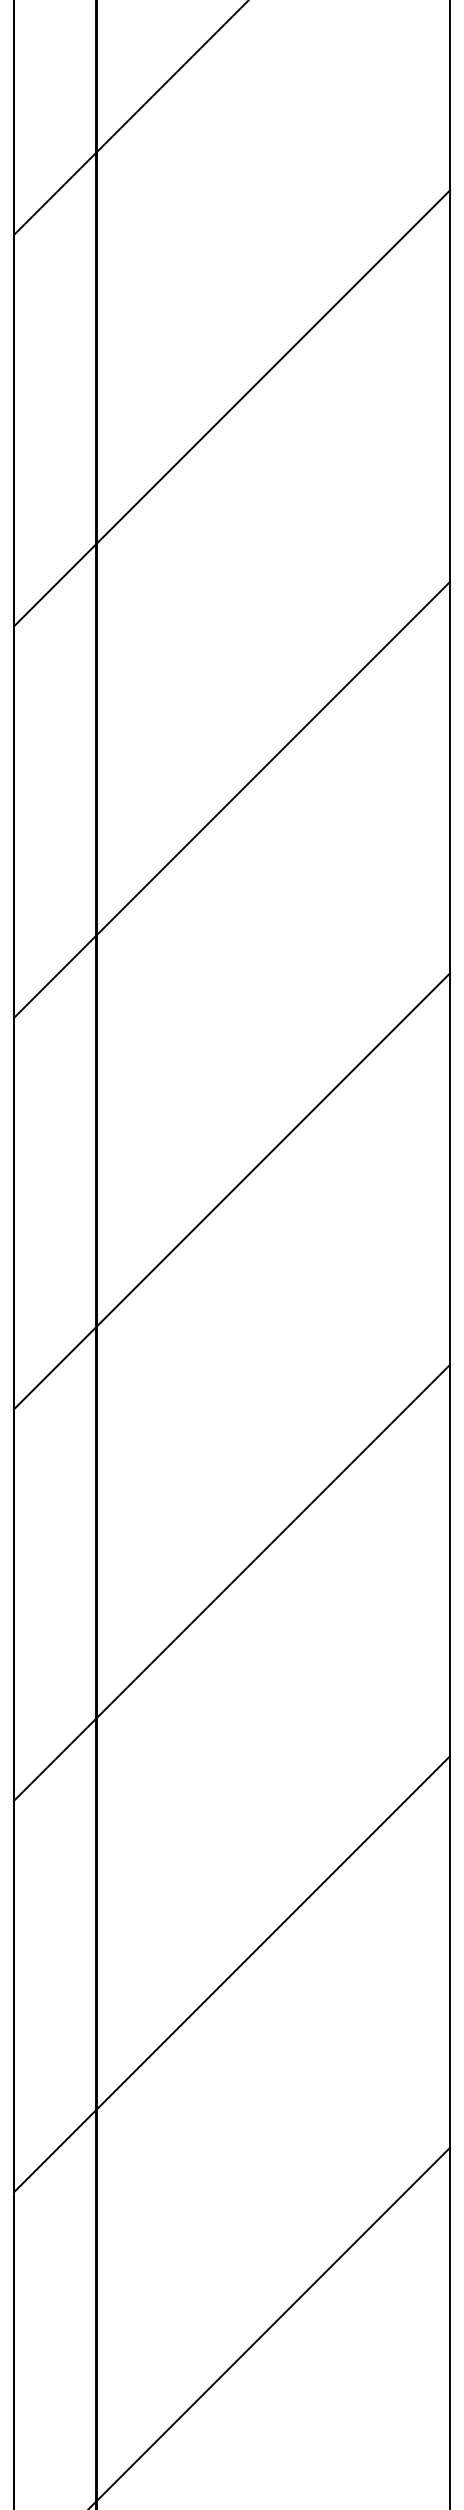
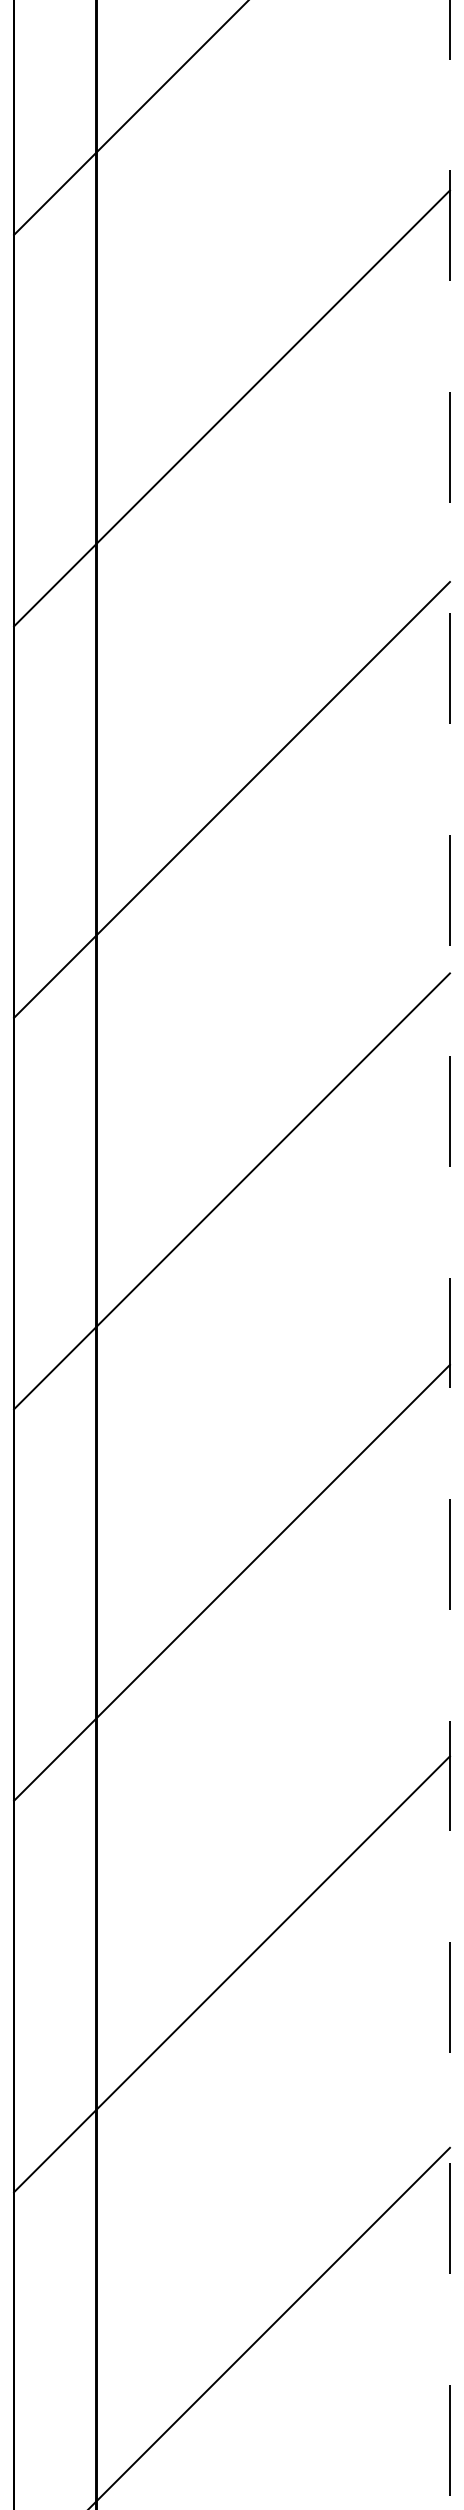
line: solid -> dashed (449, 1254)
